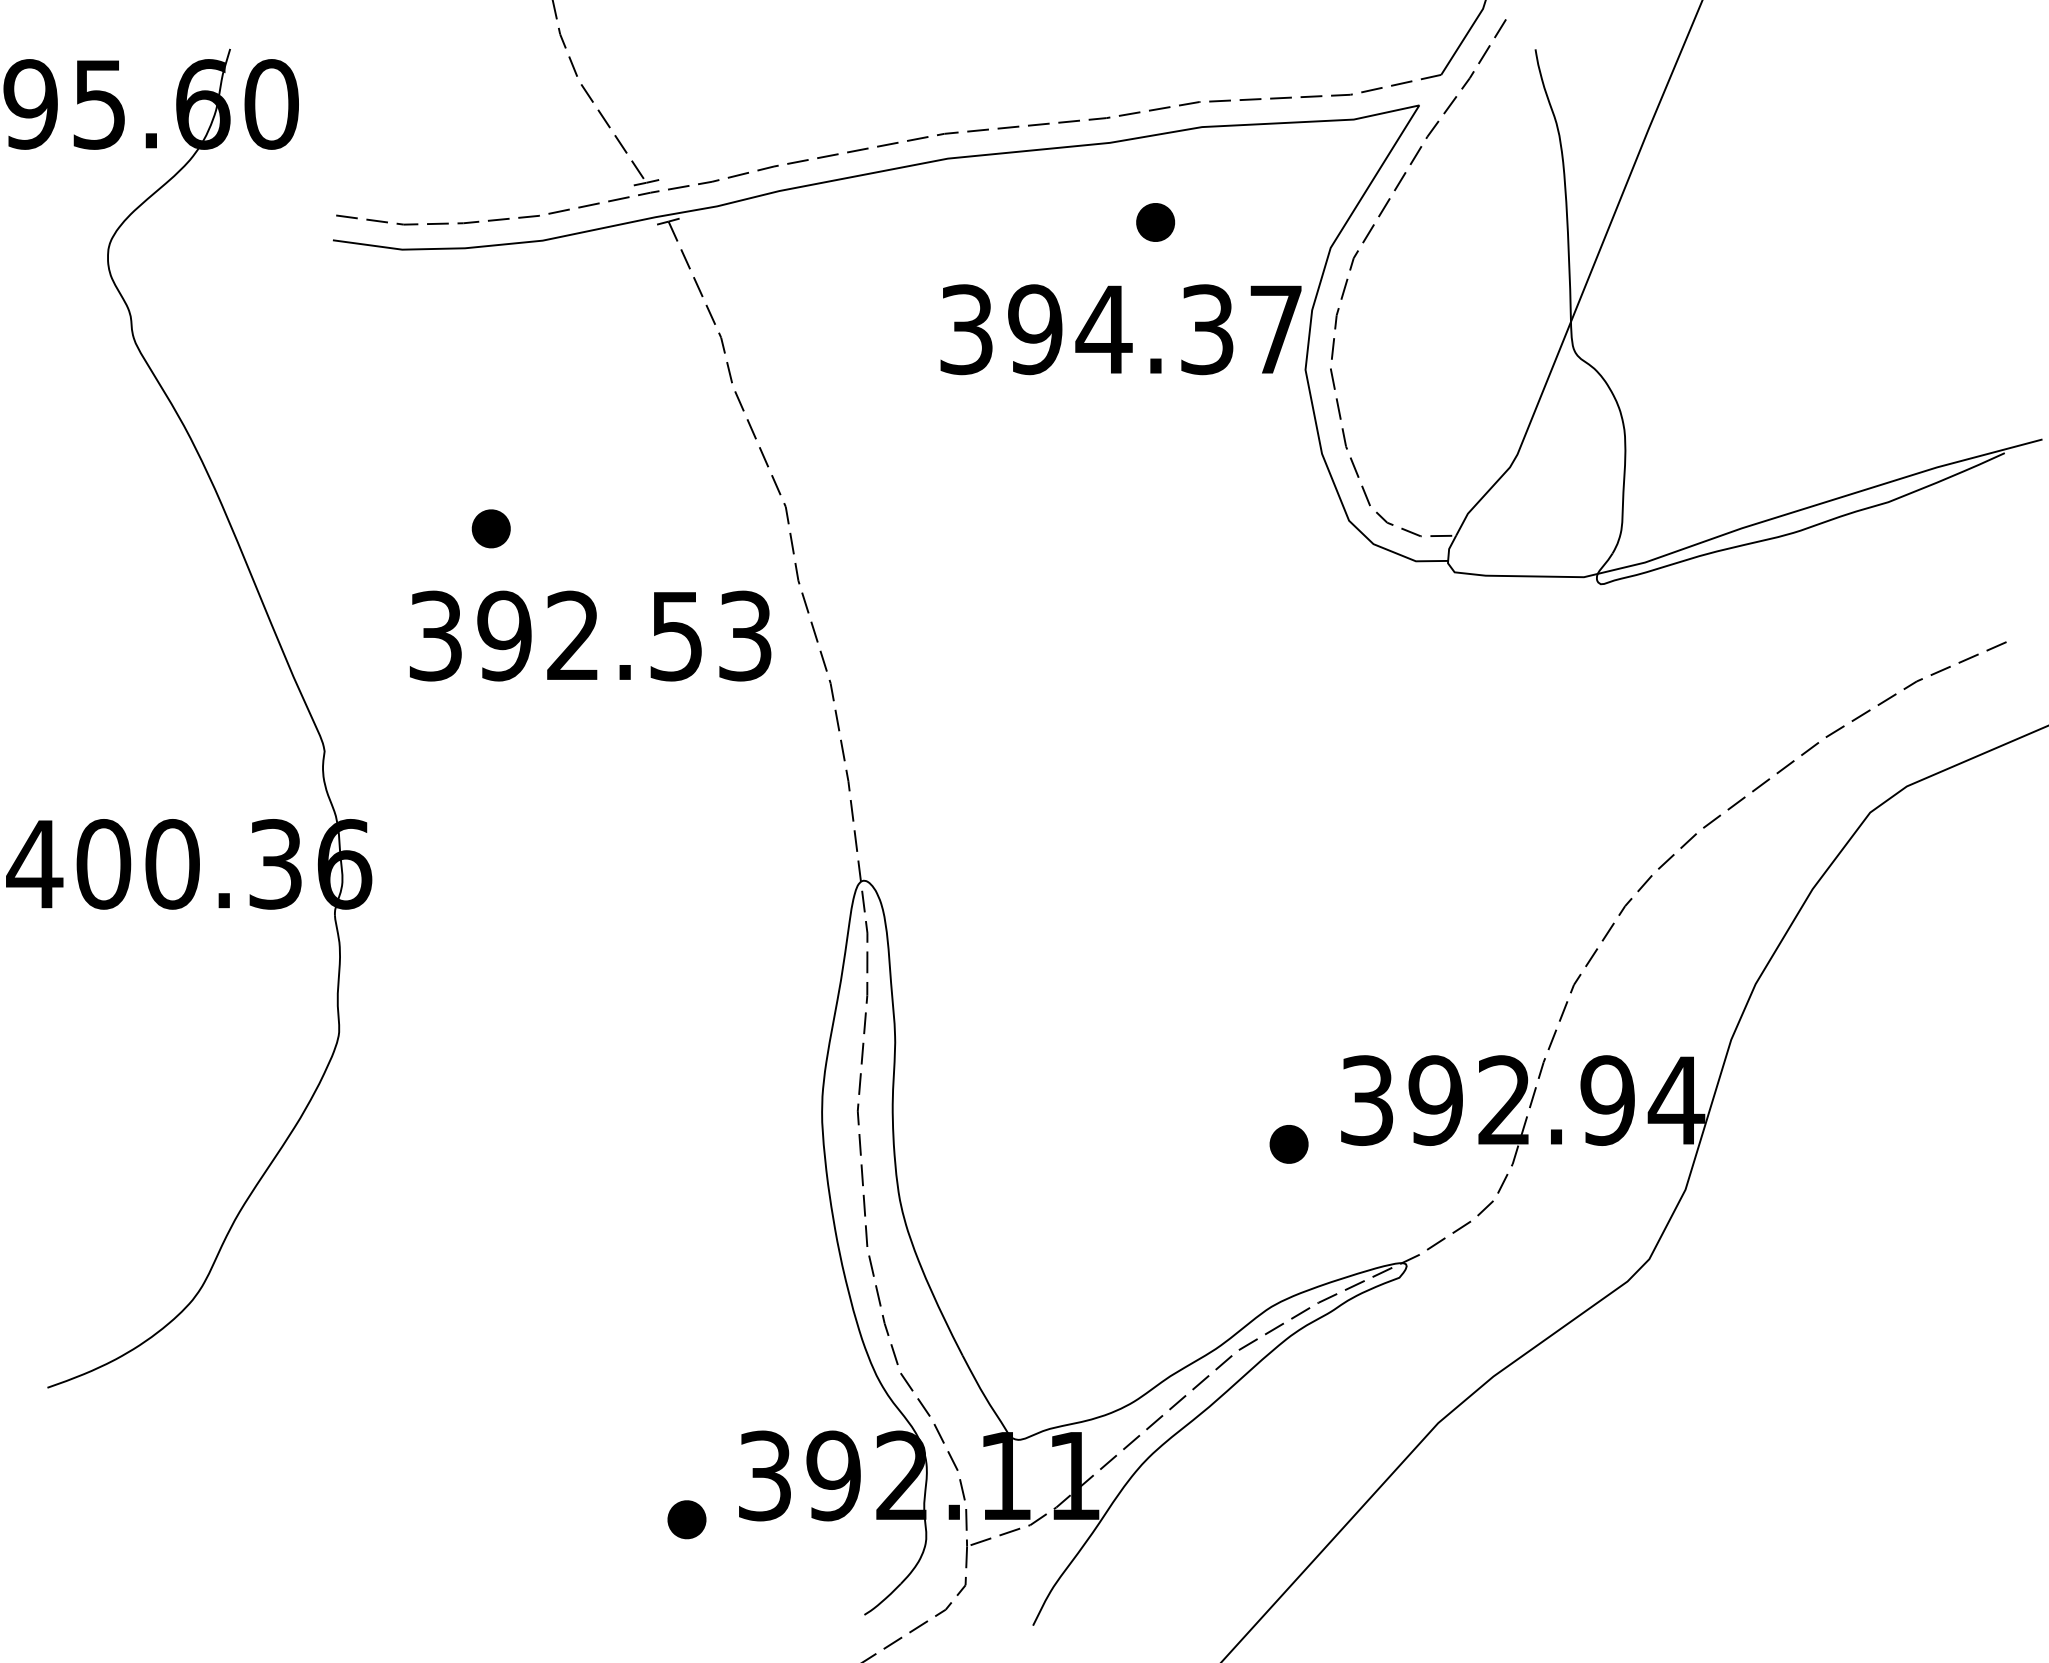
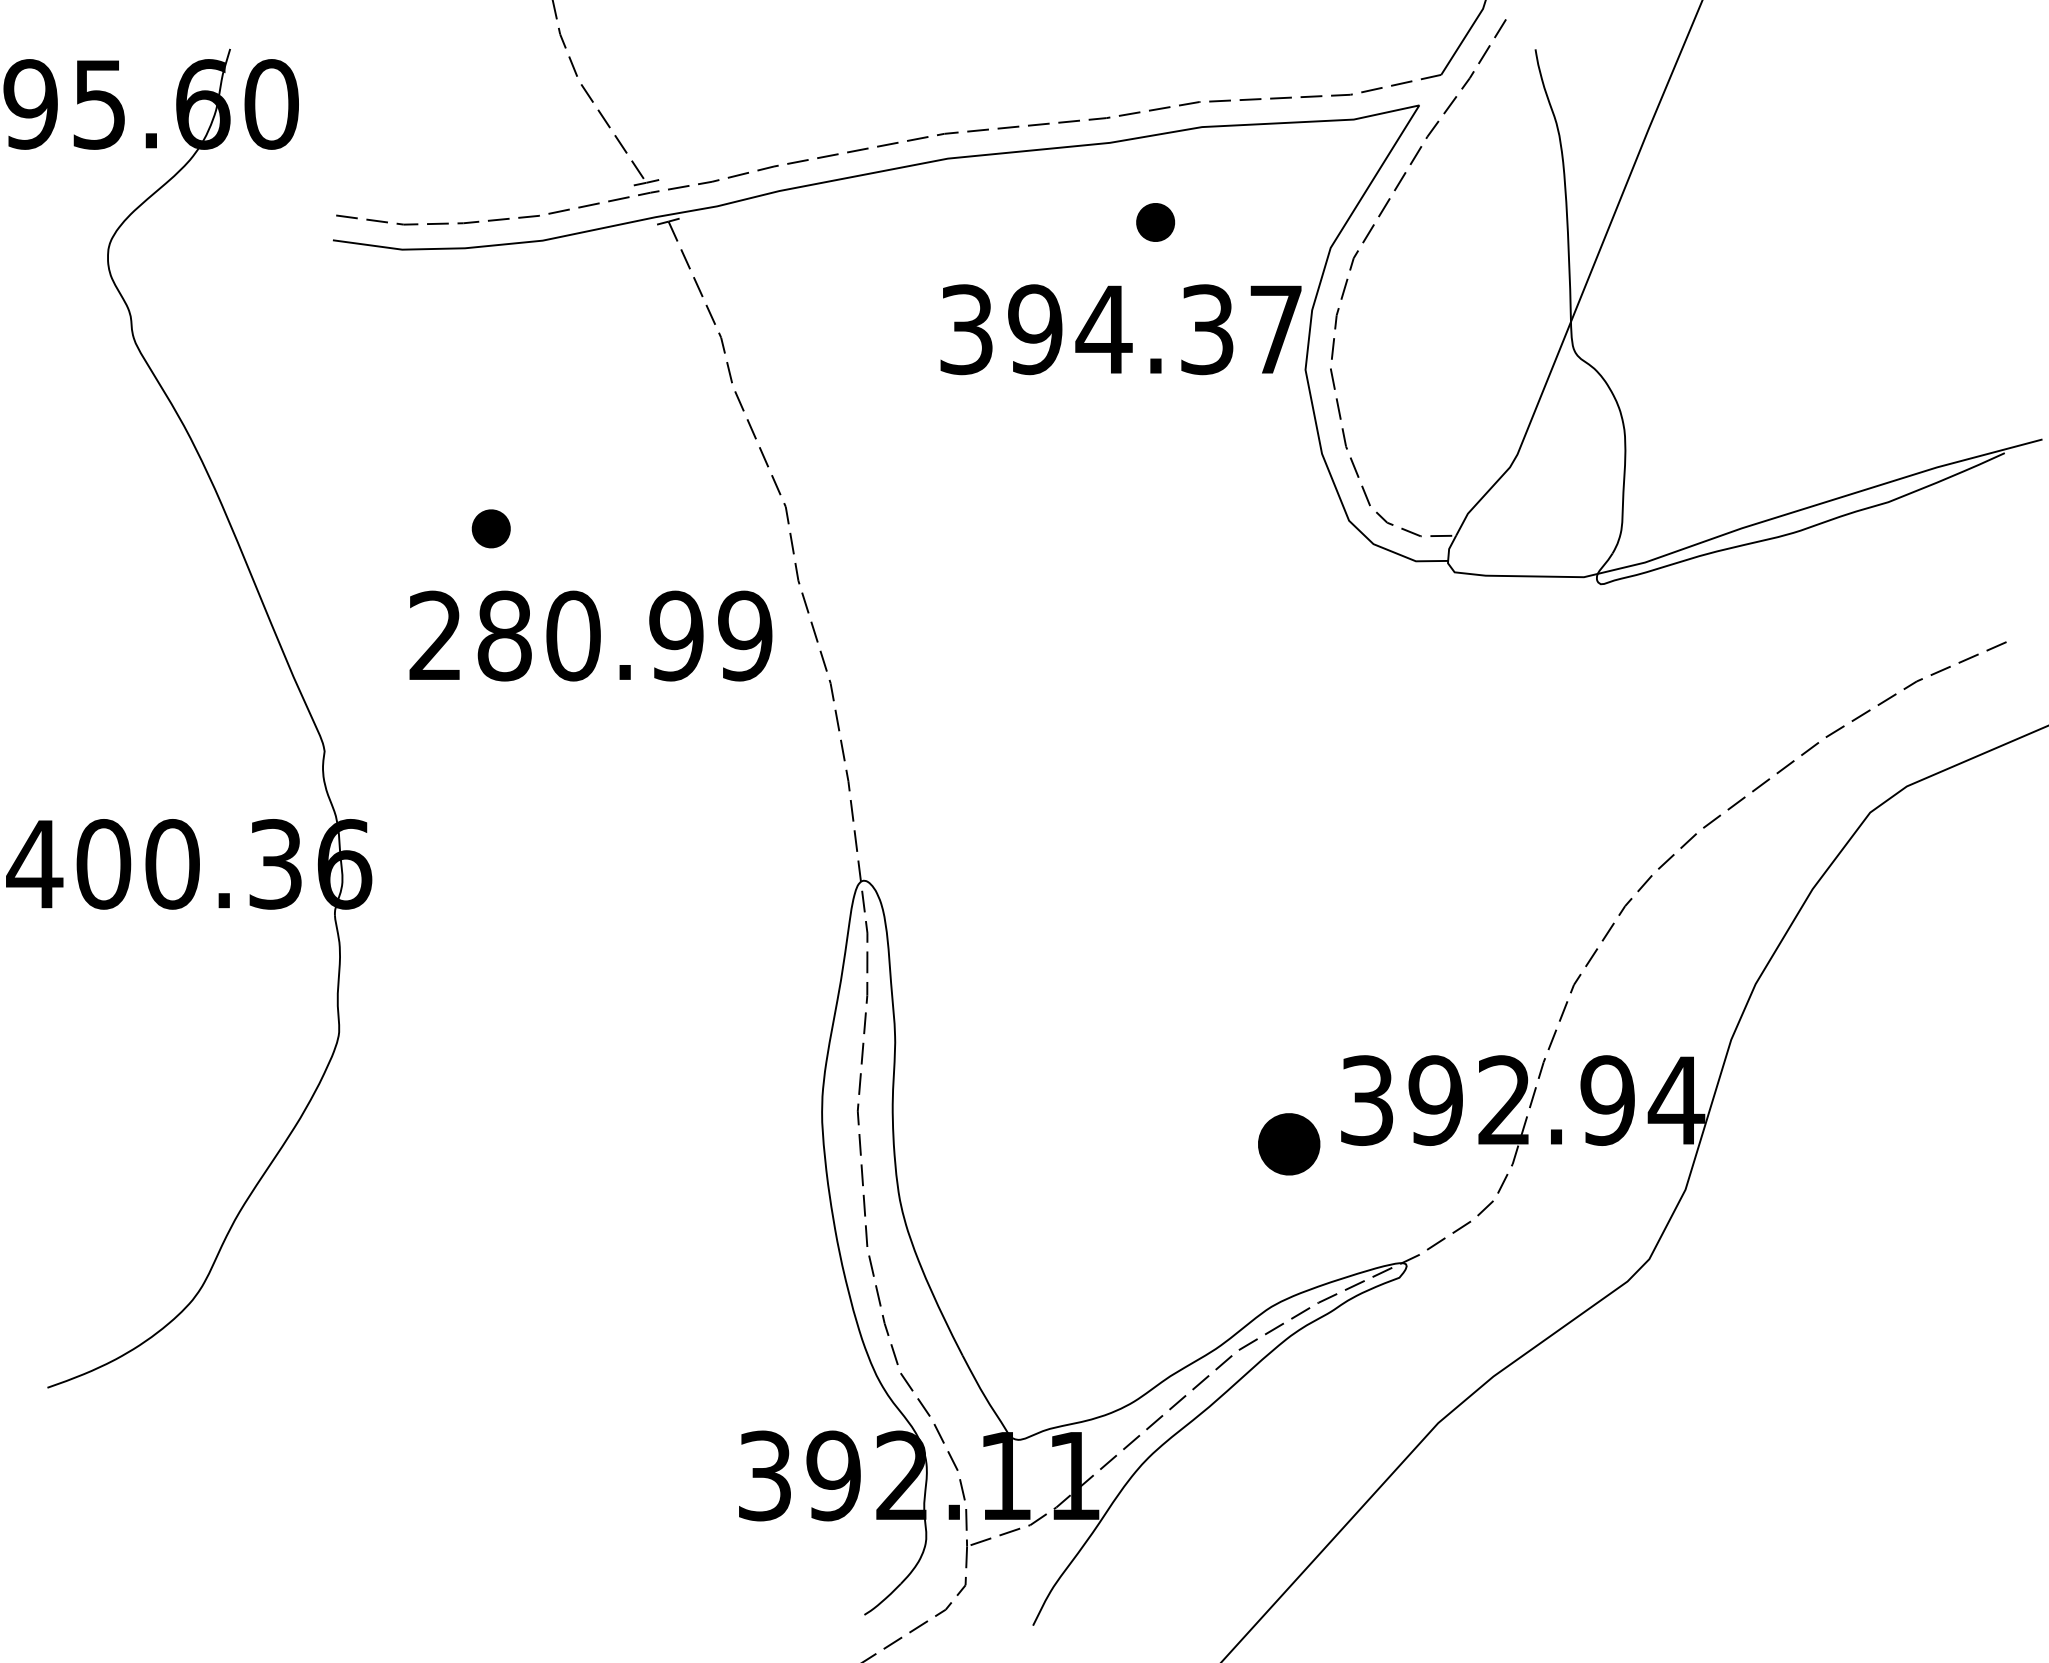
text: 392.53 -> 280.99 (590, 635)
part size: 40x39 px -> 63x63 px (1289, 1144)
part: present -> none (686, 1519)
